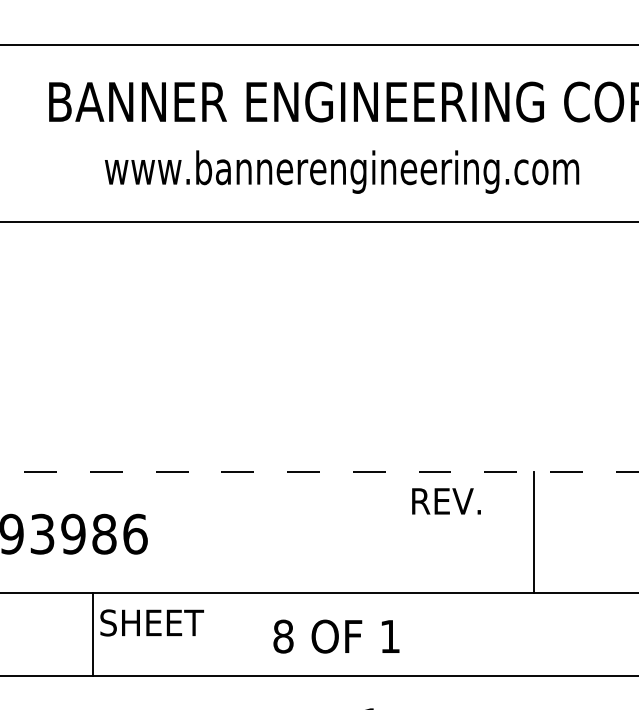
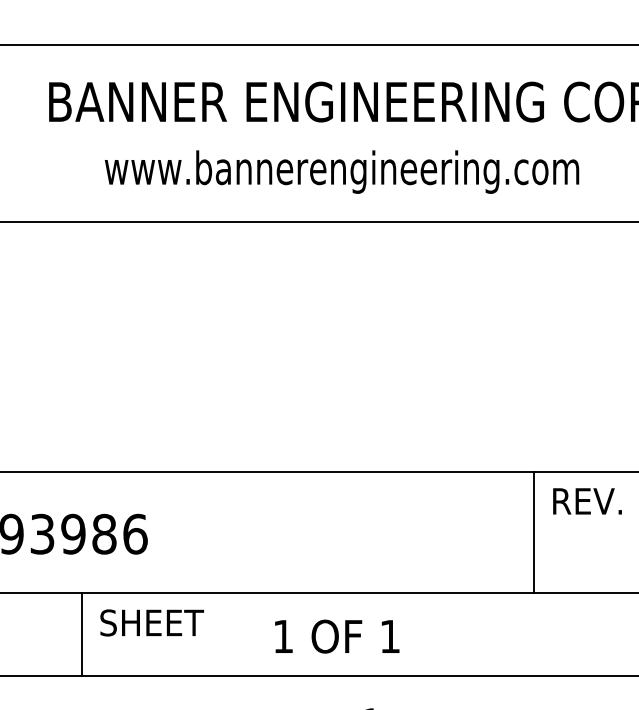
line: dashed -> solid (319, 471)
text position: (446, 501) -> (587, 501) (587, 501)
line position: (92, 634) -> (81, 634) (81, 634)
text: 8 -> 1 (283, 636)
